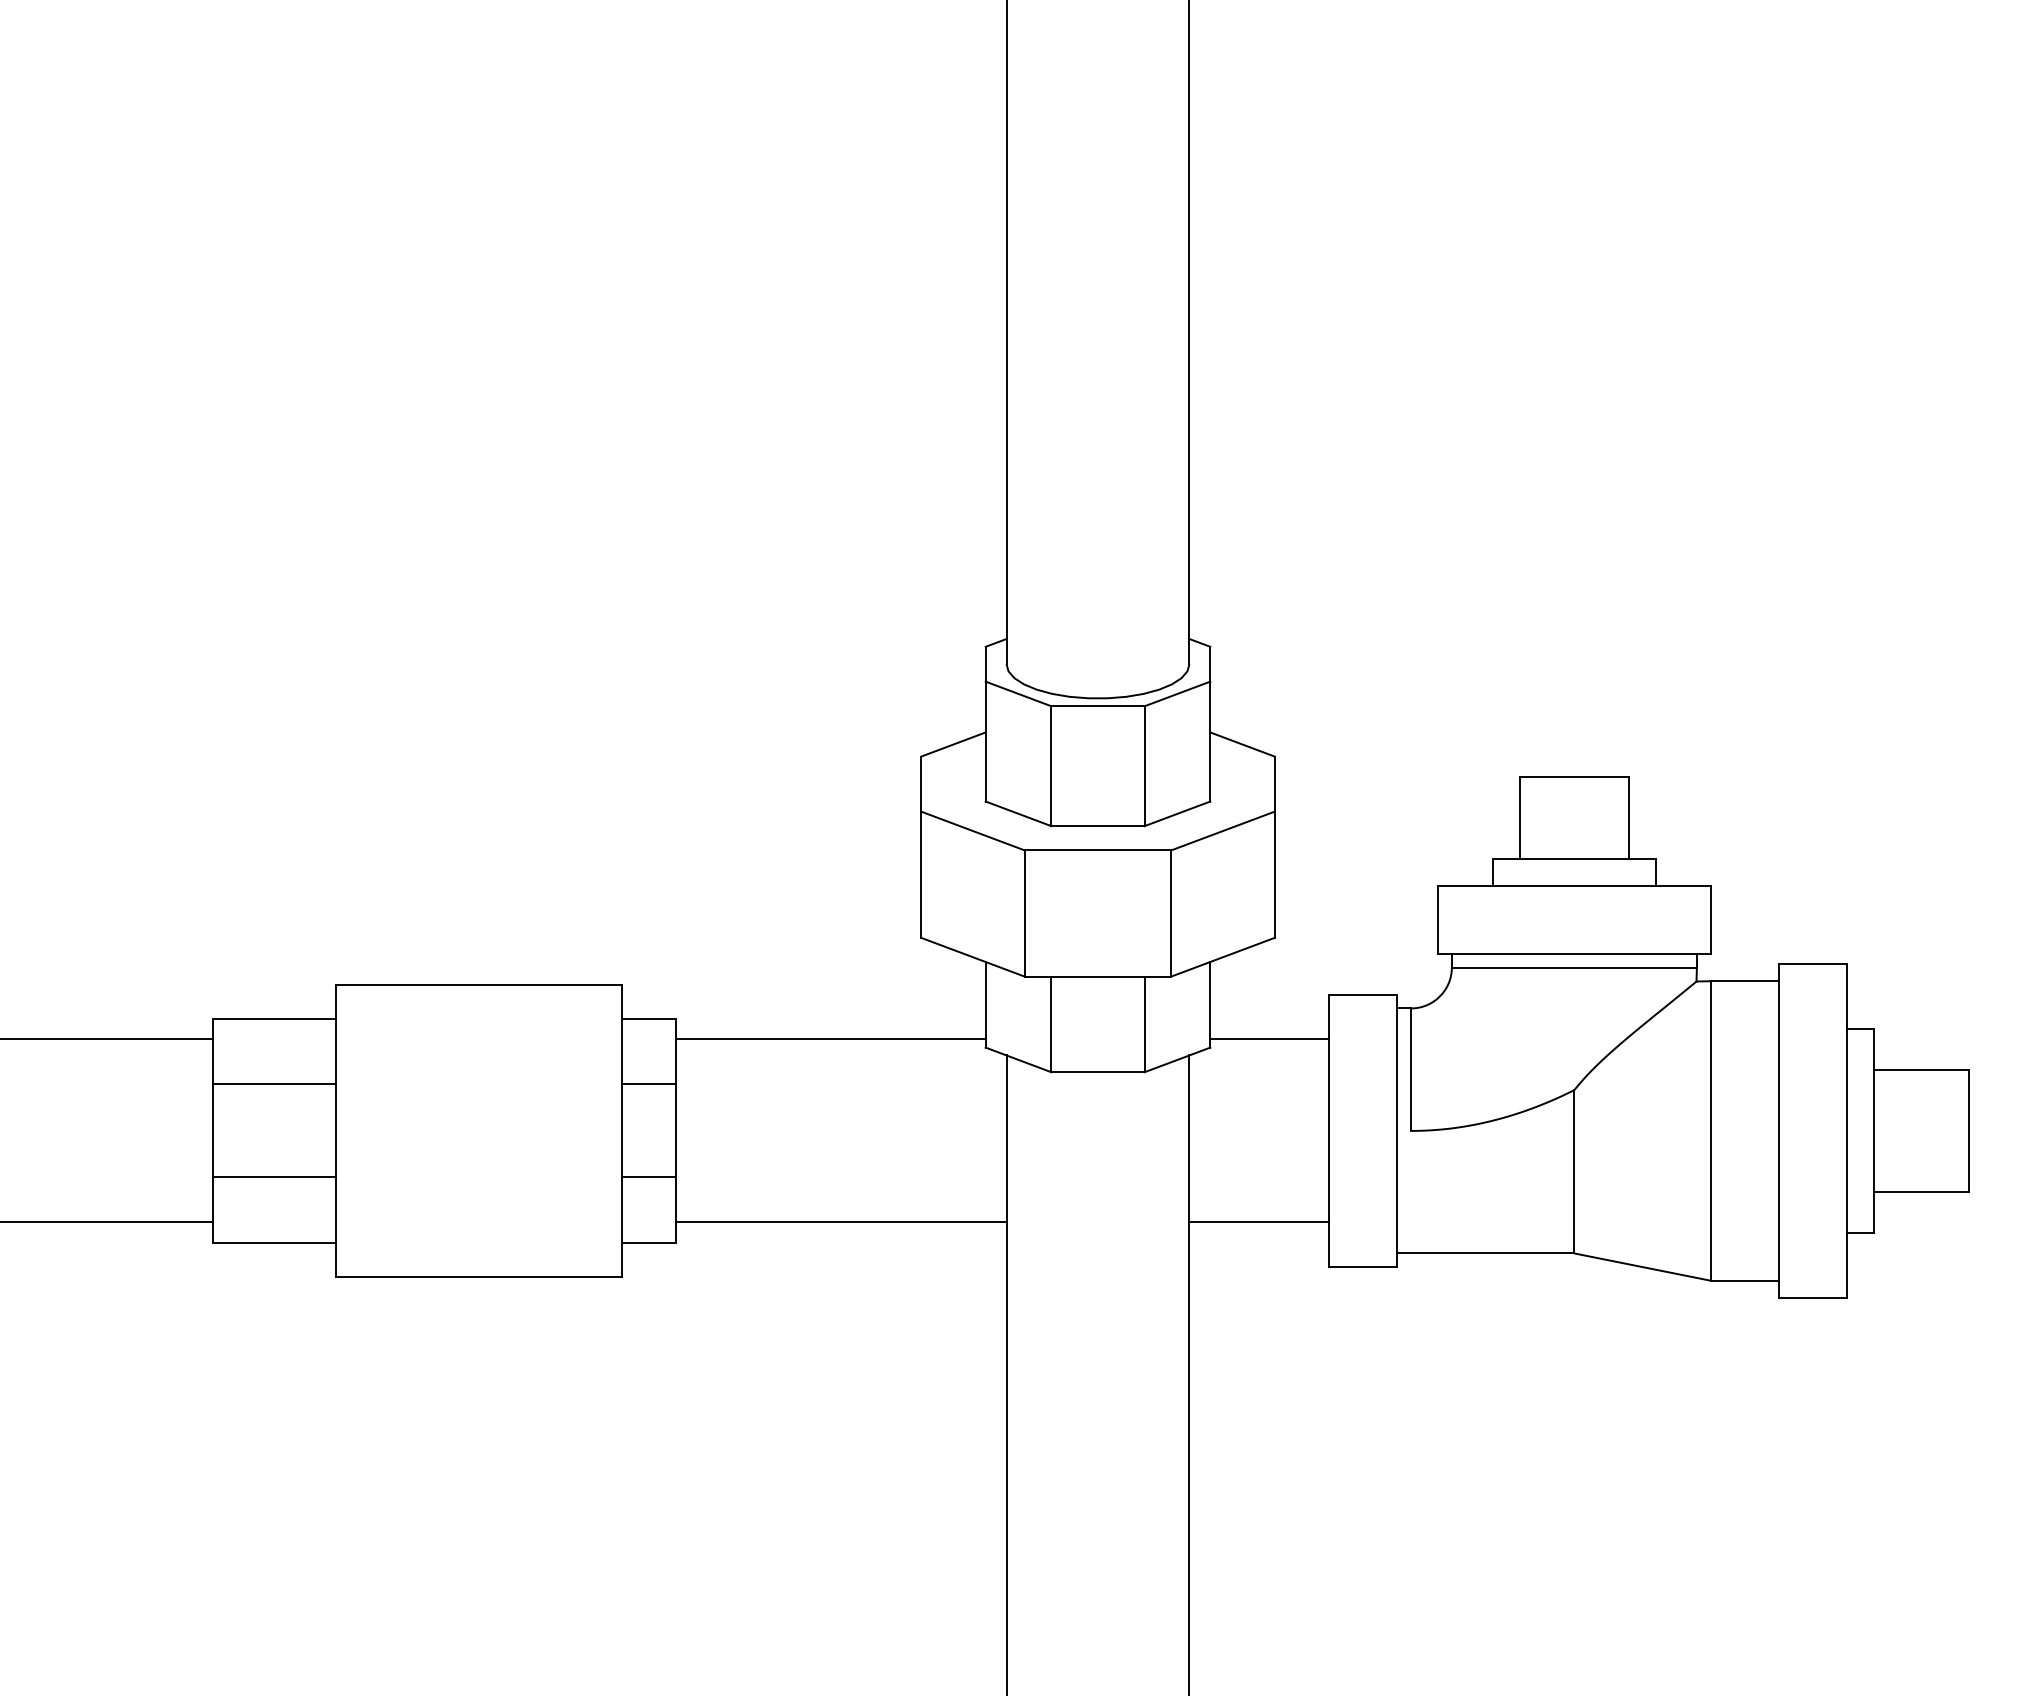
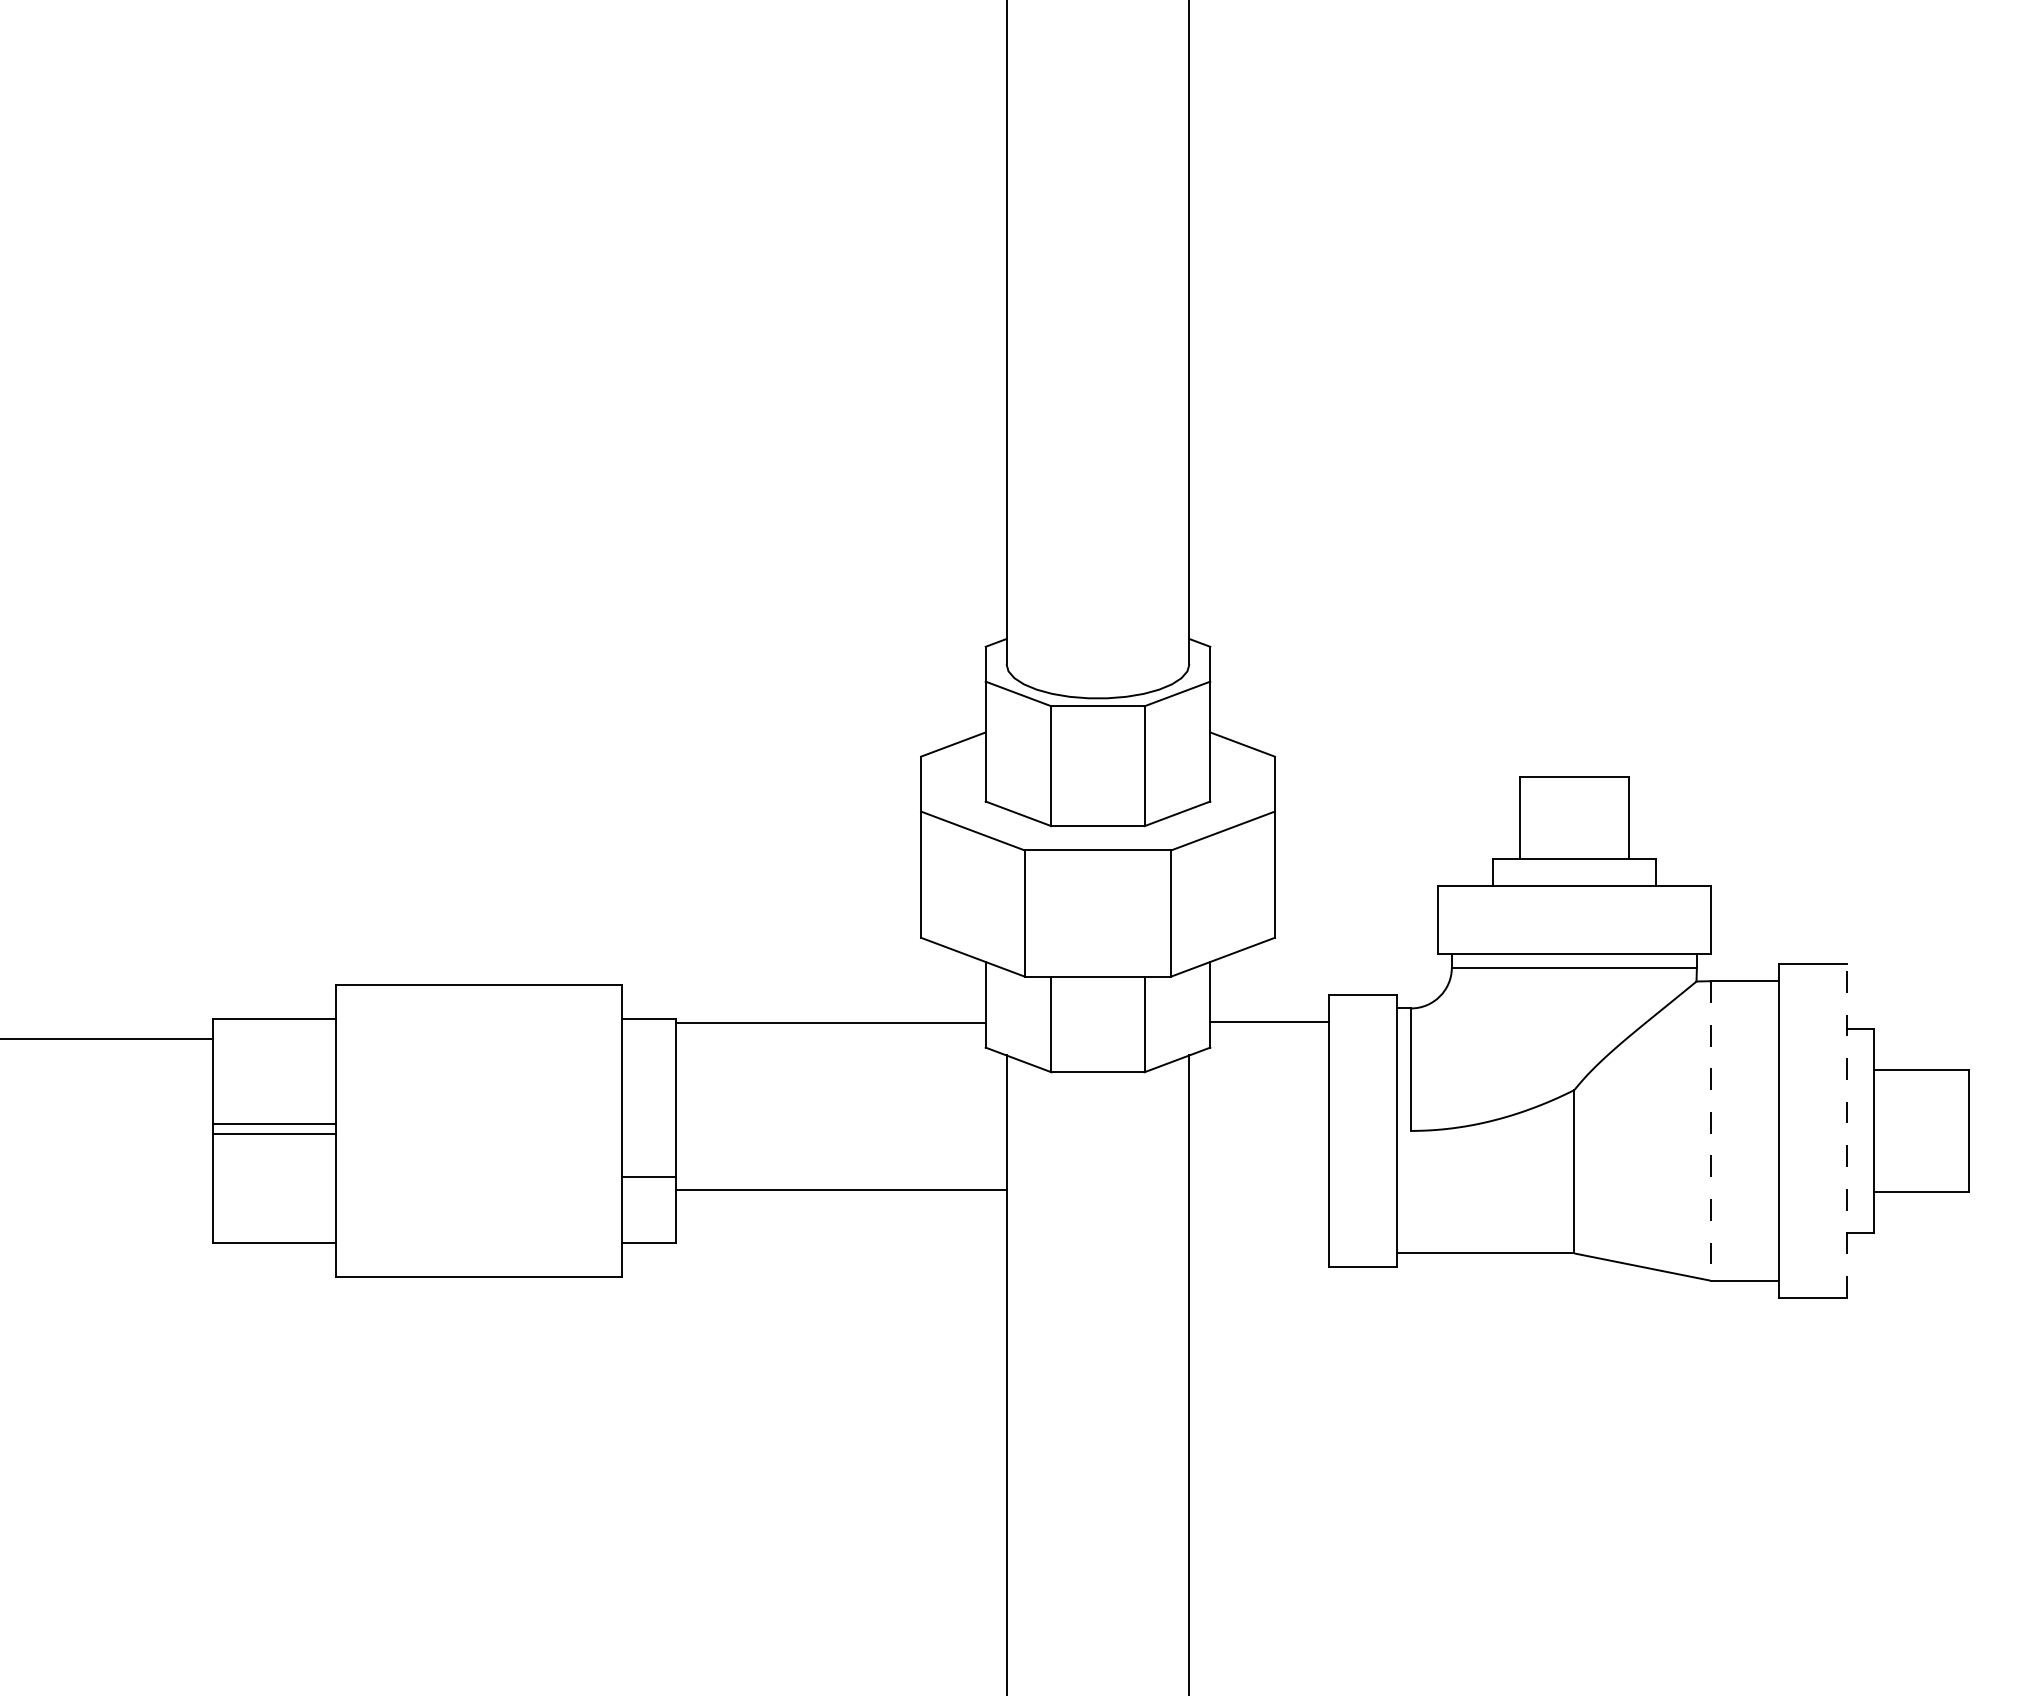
line position: (830, 1039) -> (830, 1023) (830, 1023)
line position: (1269, 1039) -> (1269, 1022) (1269, 1022)
line position: (274, 1084) -> (274, 1124) (274, 1124)
line: present -> none (648, 1084)
line: solid -> dashed (1710, 1130)
line: solid -> dashed (1846, 1130)
line position: (274, 1177) -> (274, 1134) (274, 1134)
line: present -> none (107, 1222)
line position: (841, 1222) -> (841, 1190) (841, 1190)
line: present -> none (1259, 1222)
